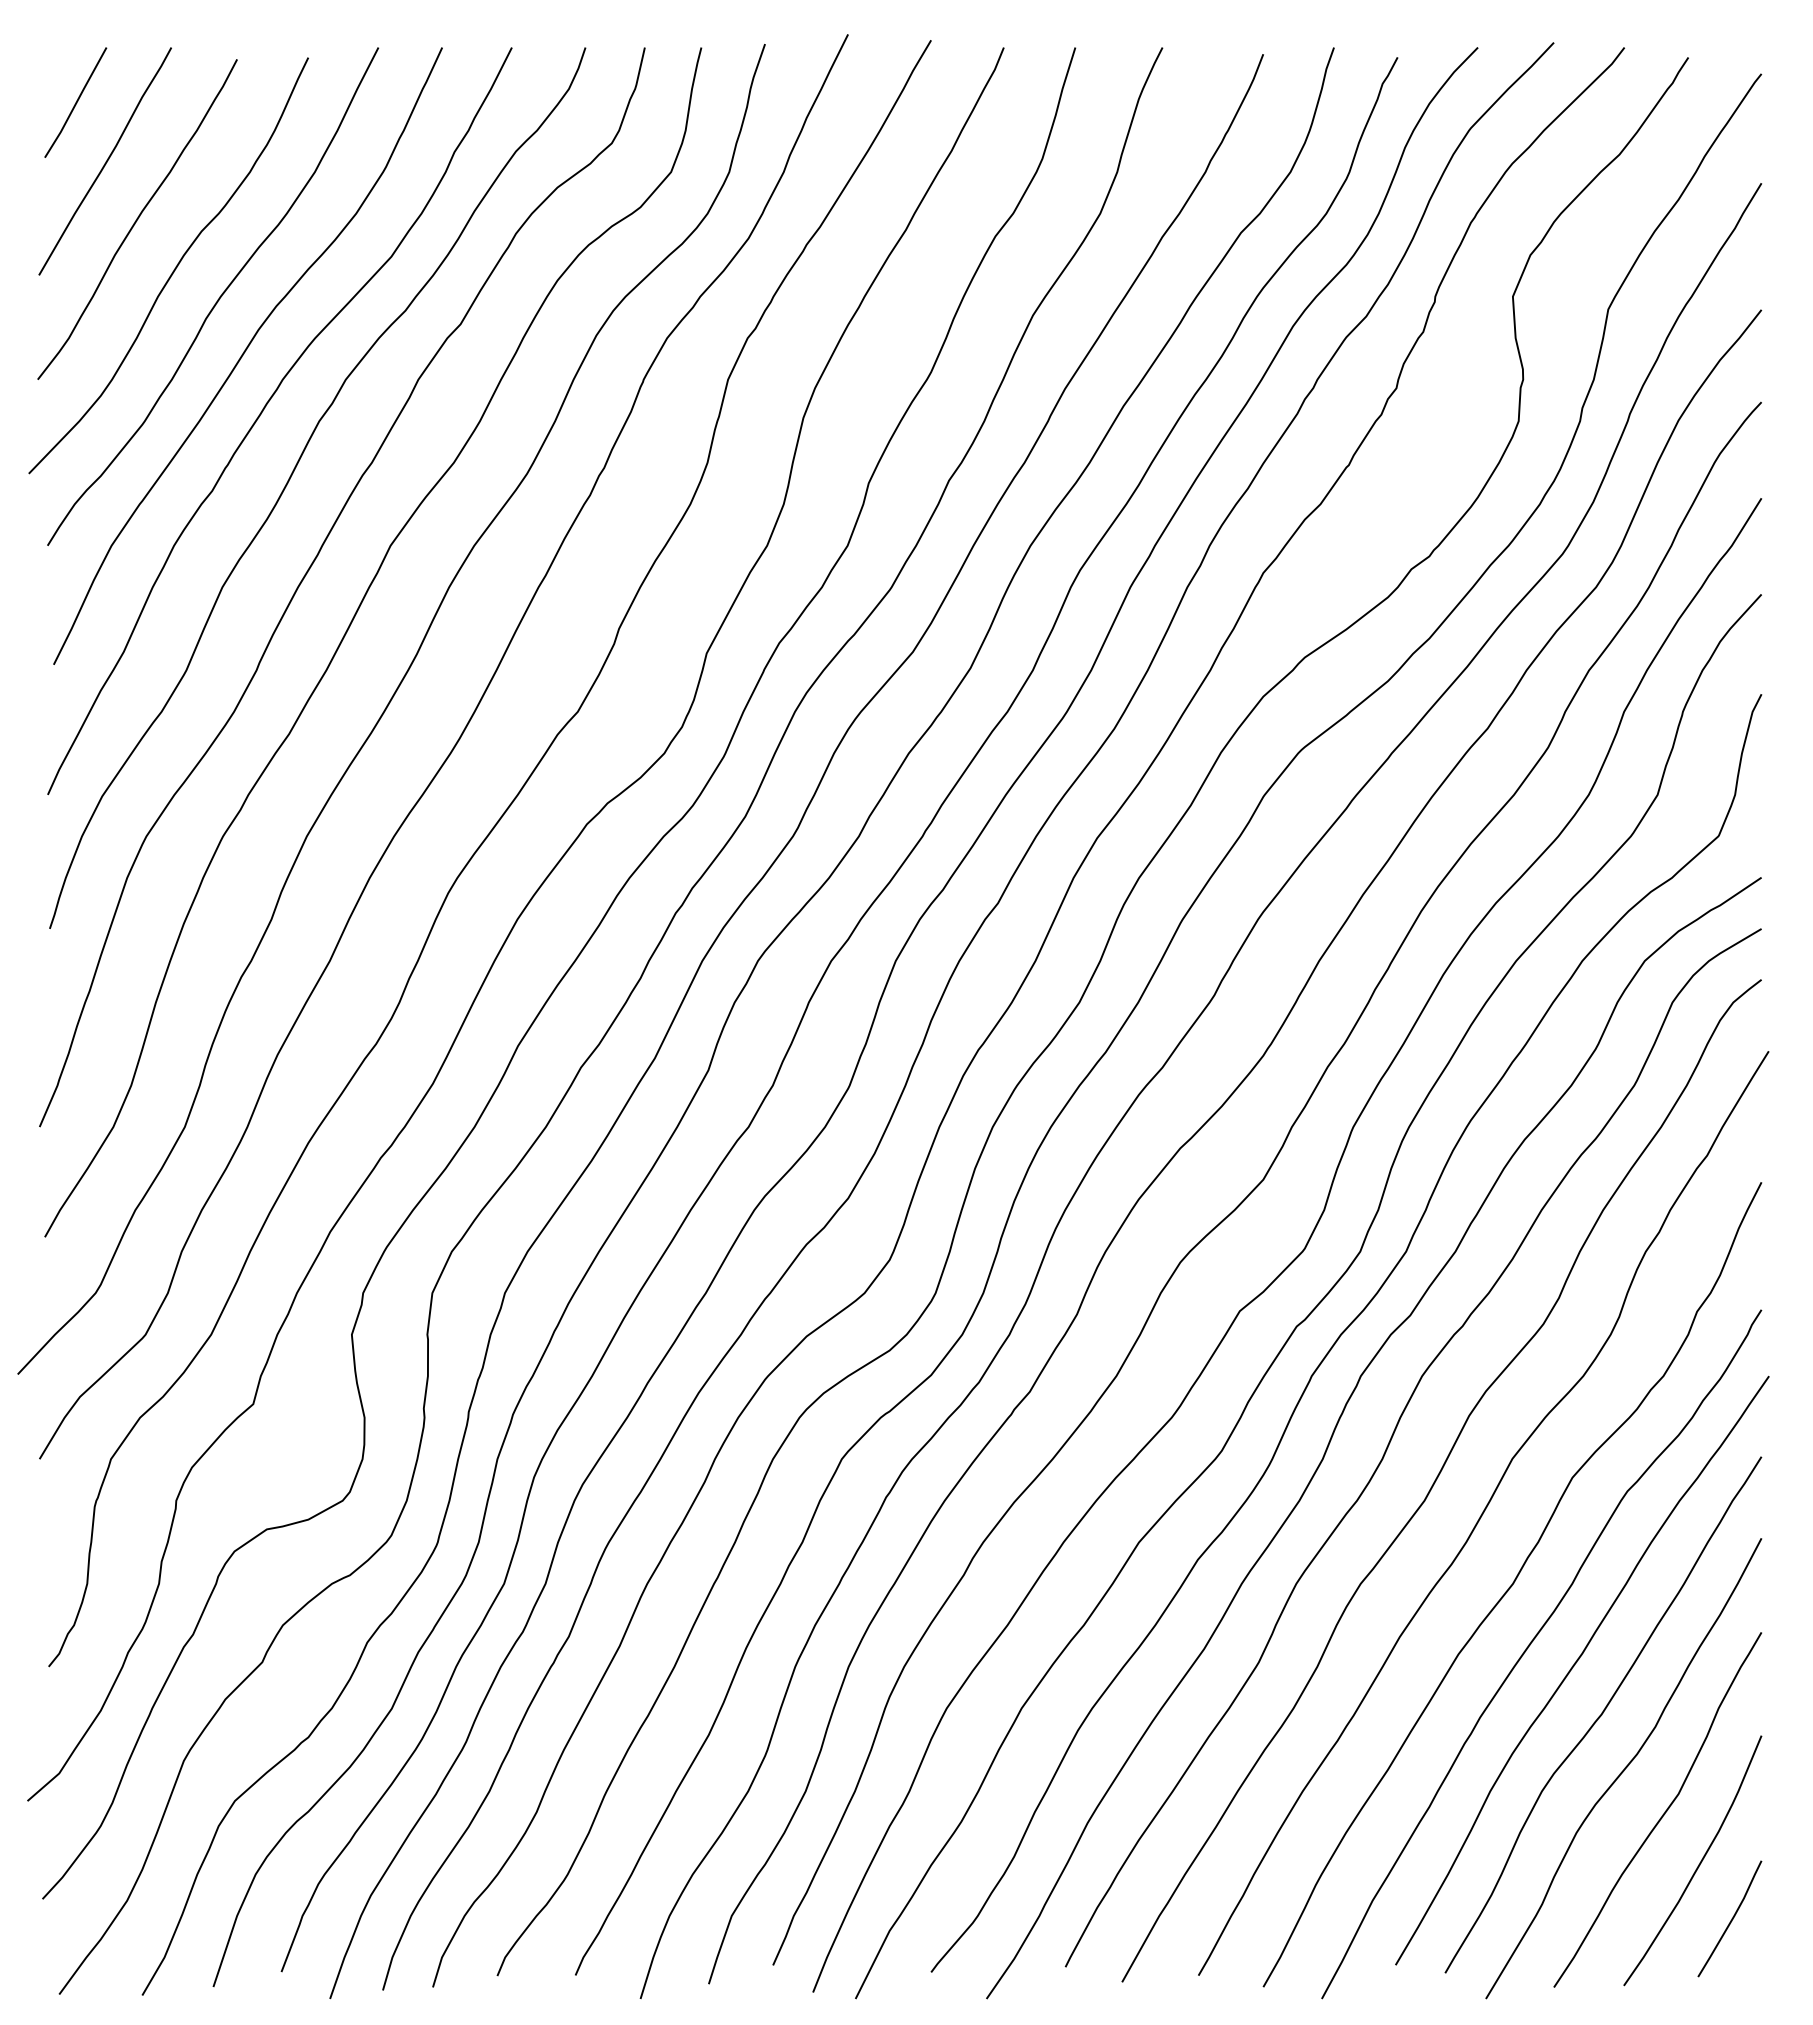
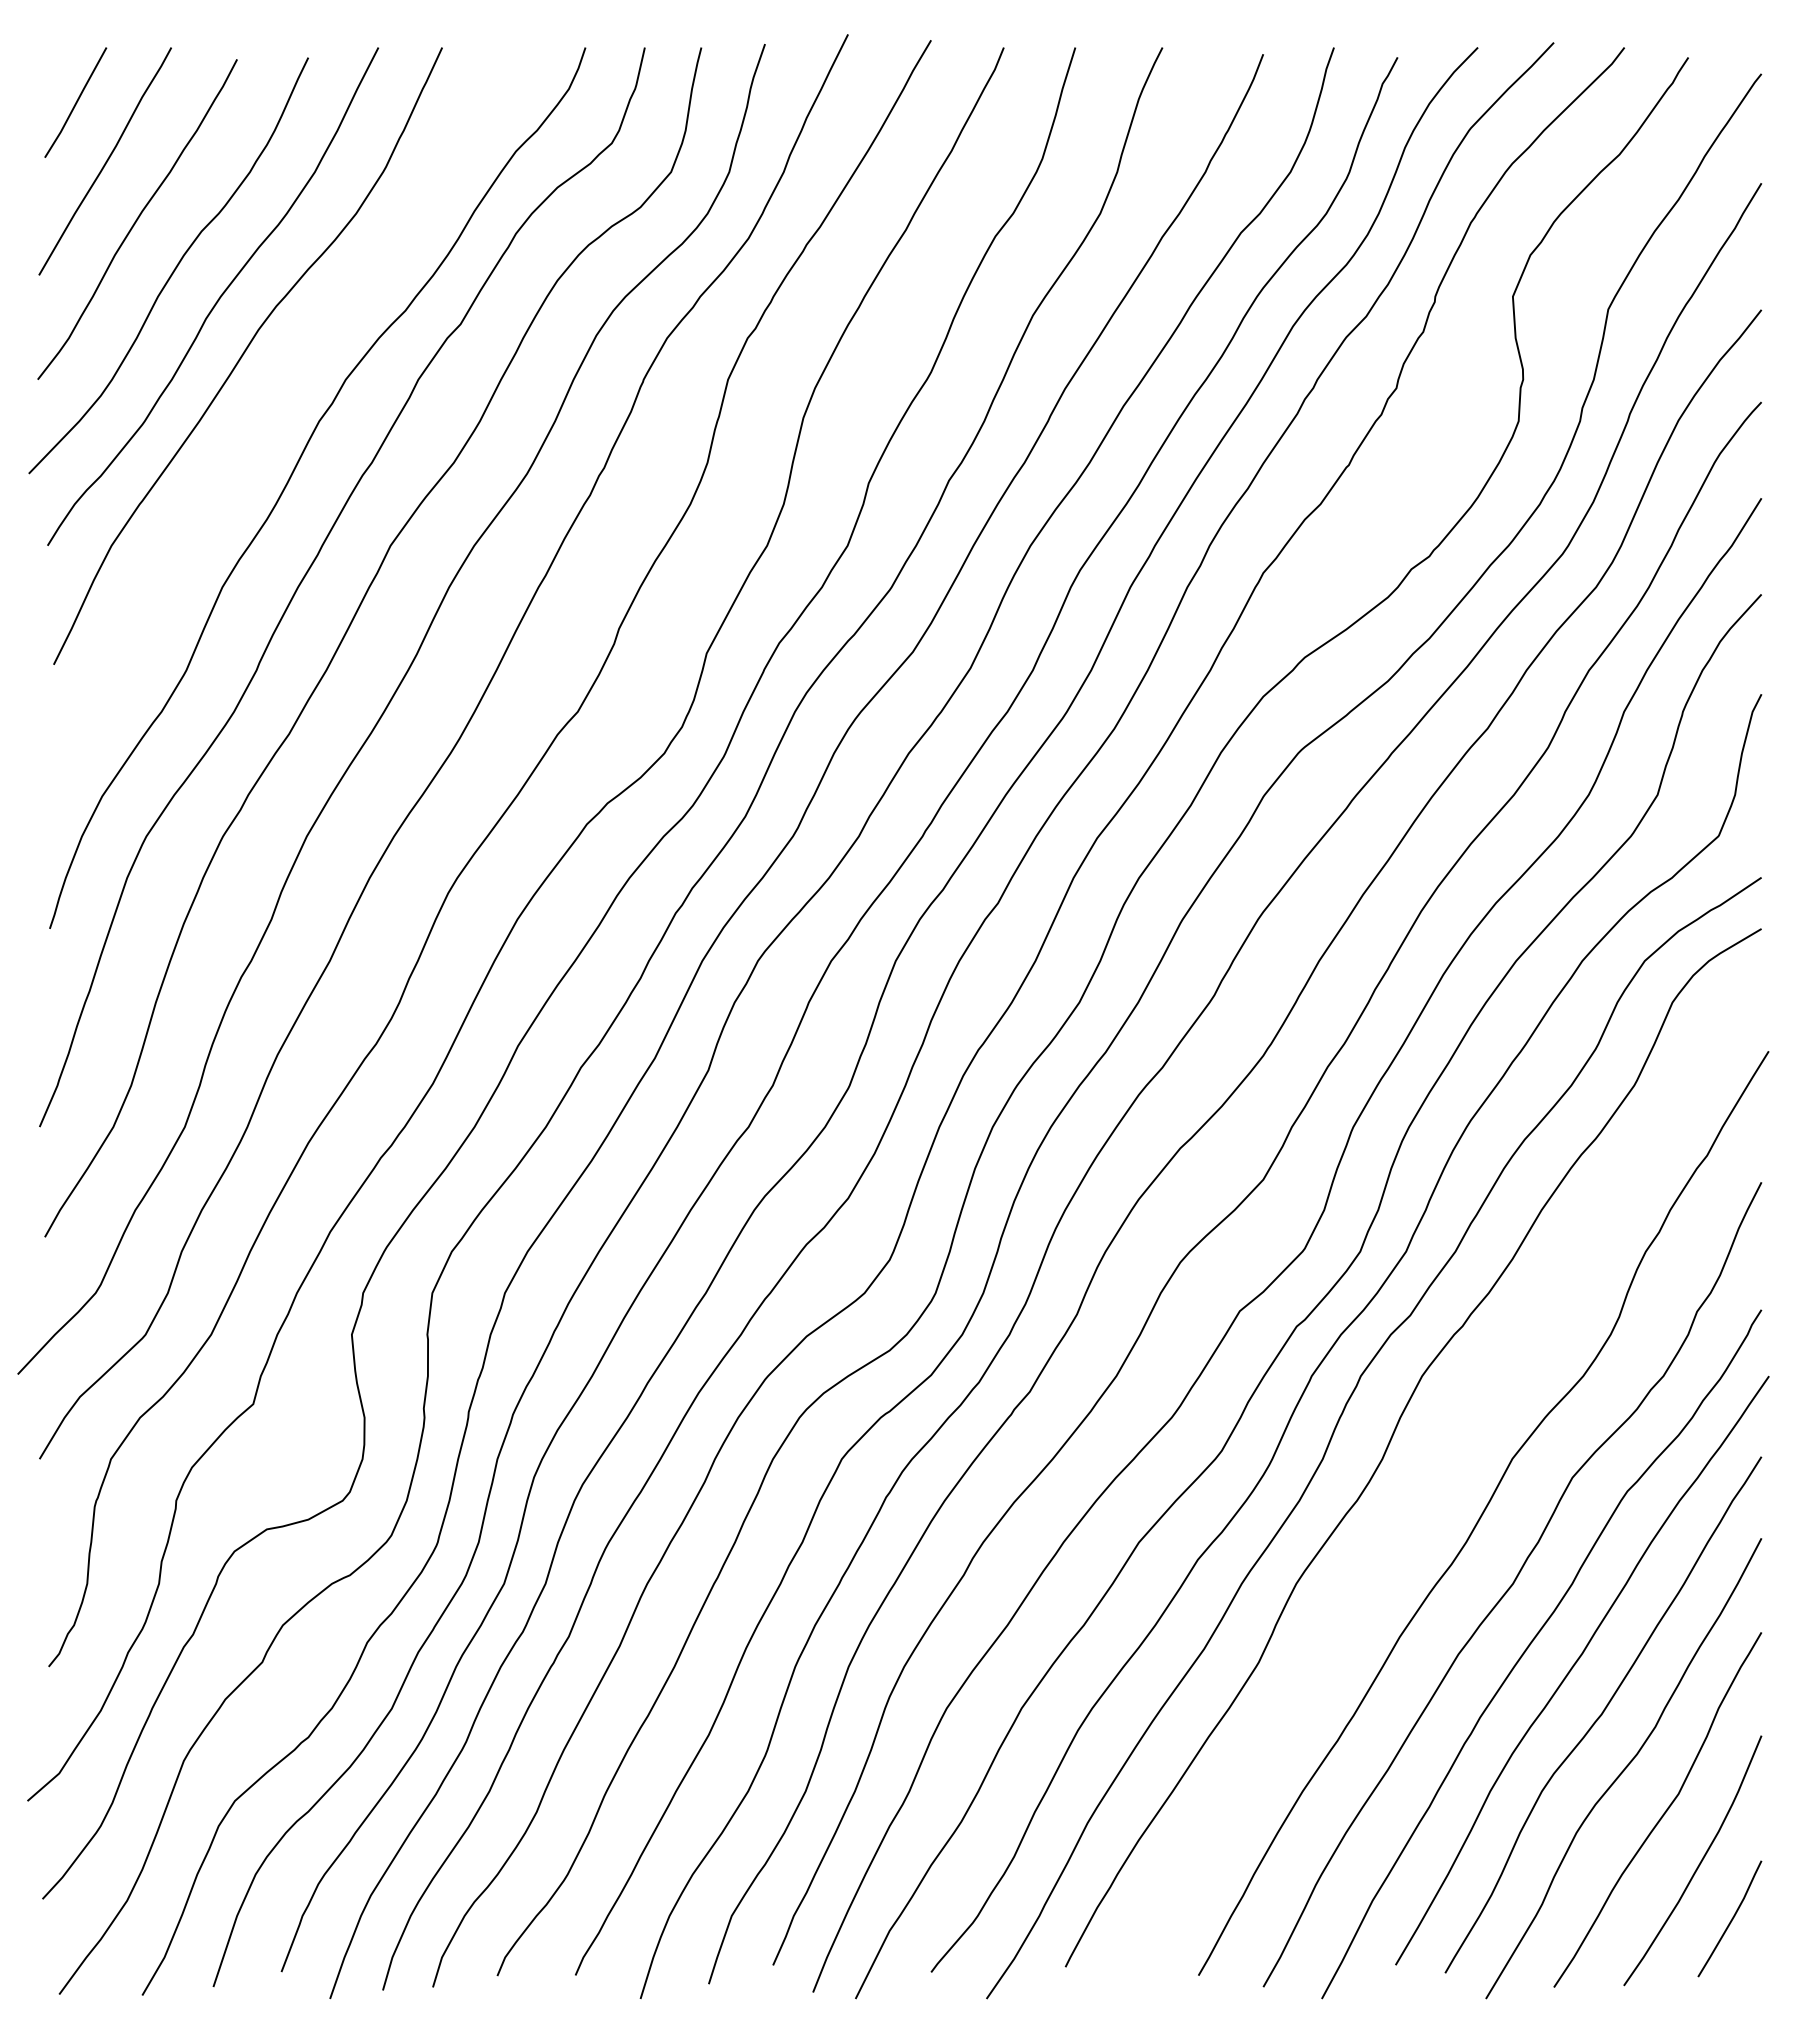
curve: present -> none (263, 411)
curve: present -> none (1437, 1479)
